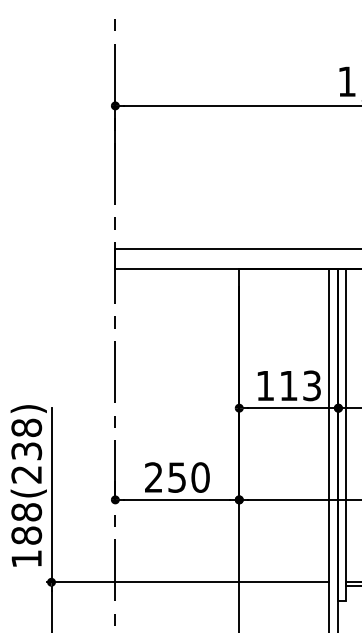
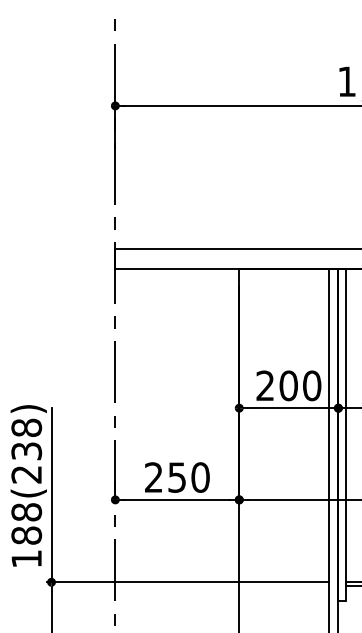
text: 113 -> 200 (288, 385)
